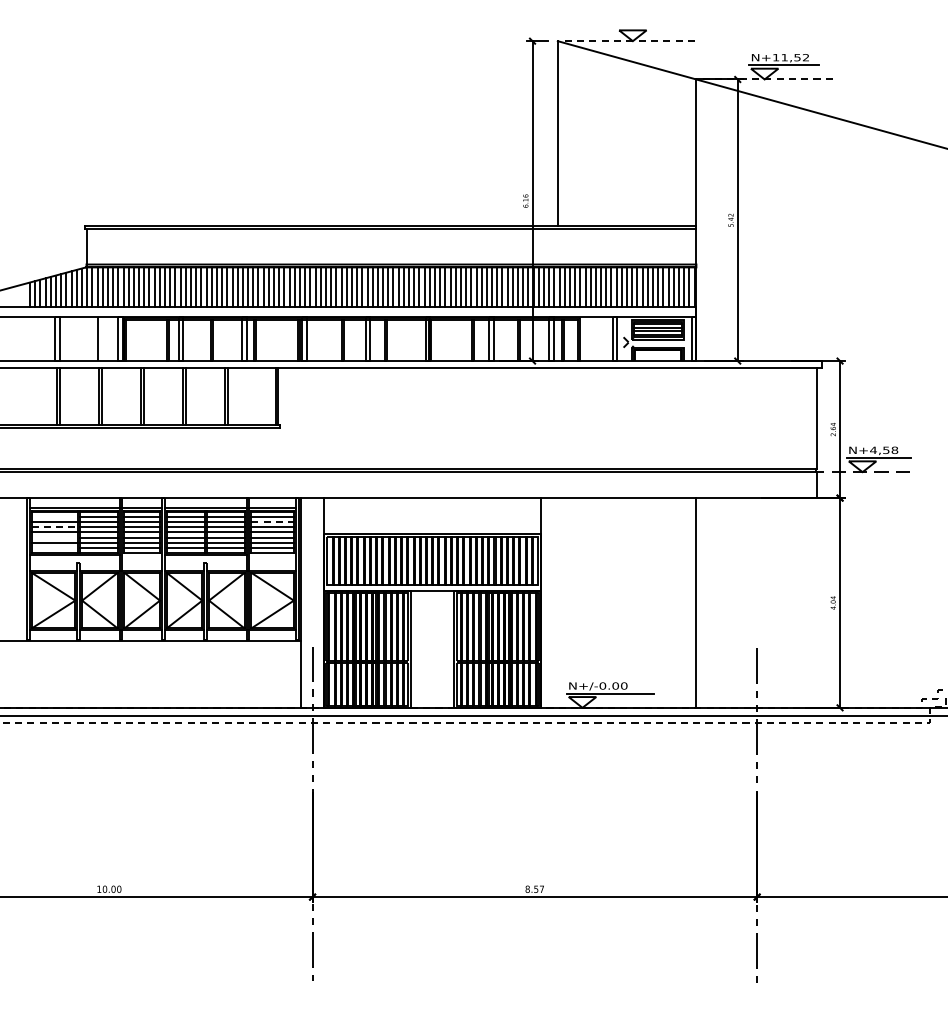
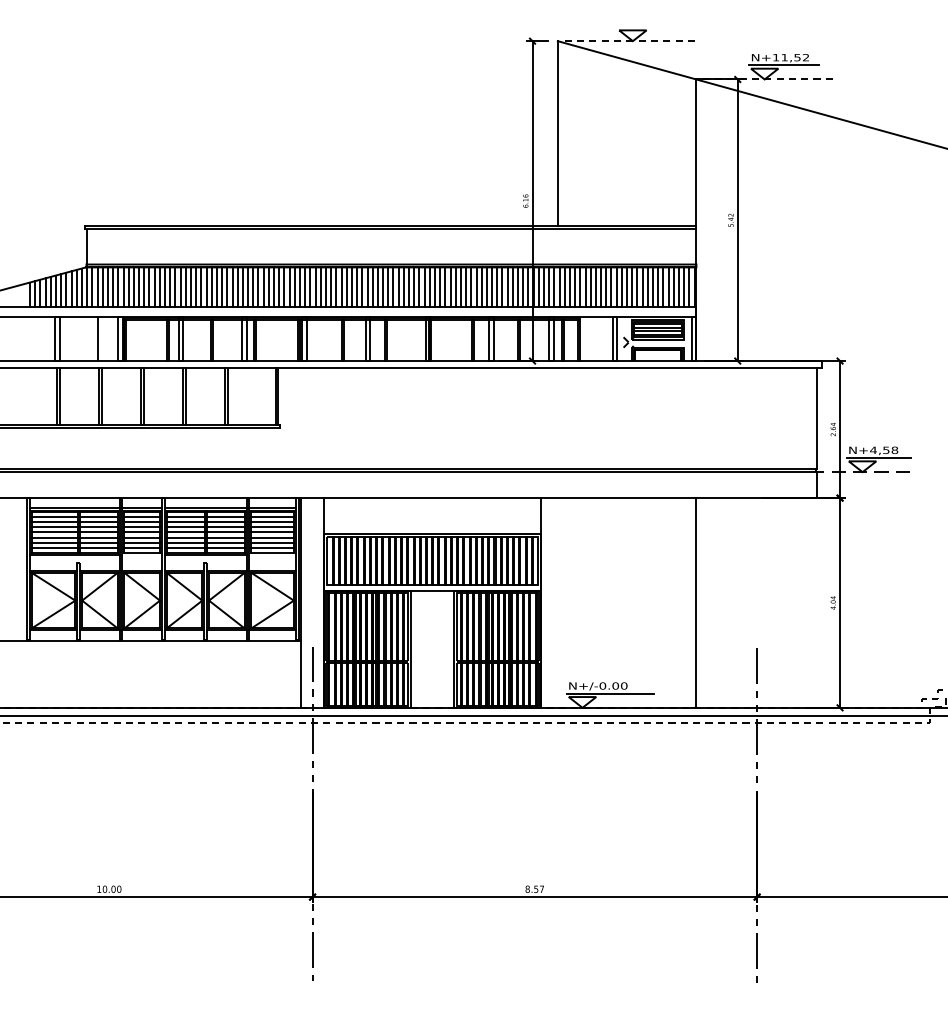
line: none -> present (54, 516)
line: dashed -> solid (272, 521)
line: dashed -> solid (54, 527)
line: none -> present (54, 537)
line: none -> present (54, 547)
